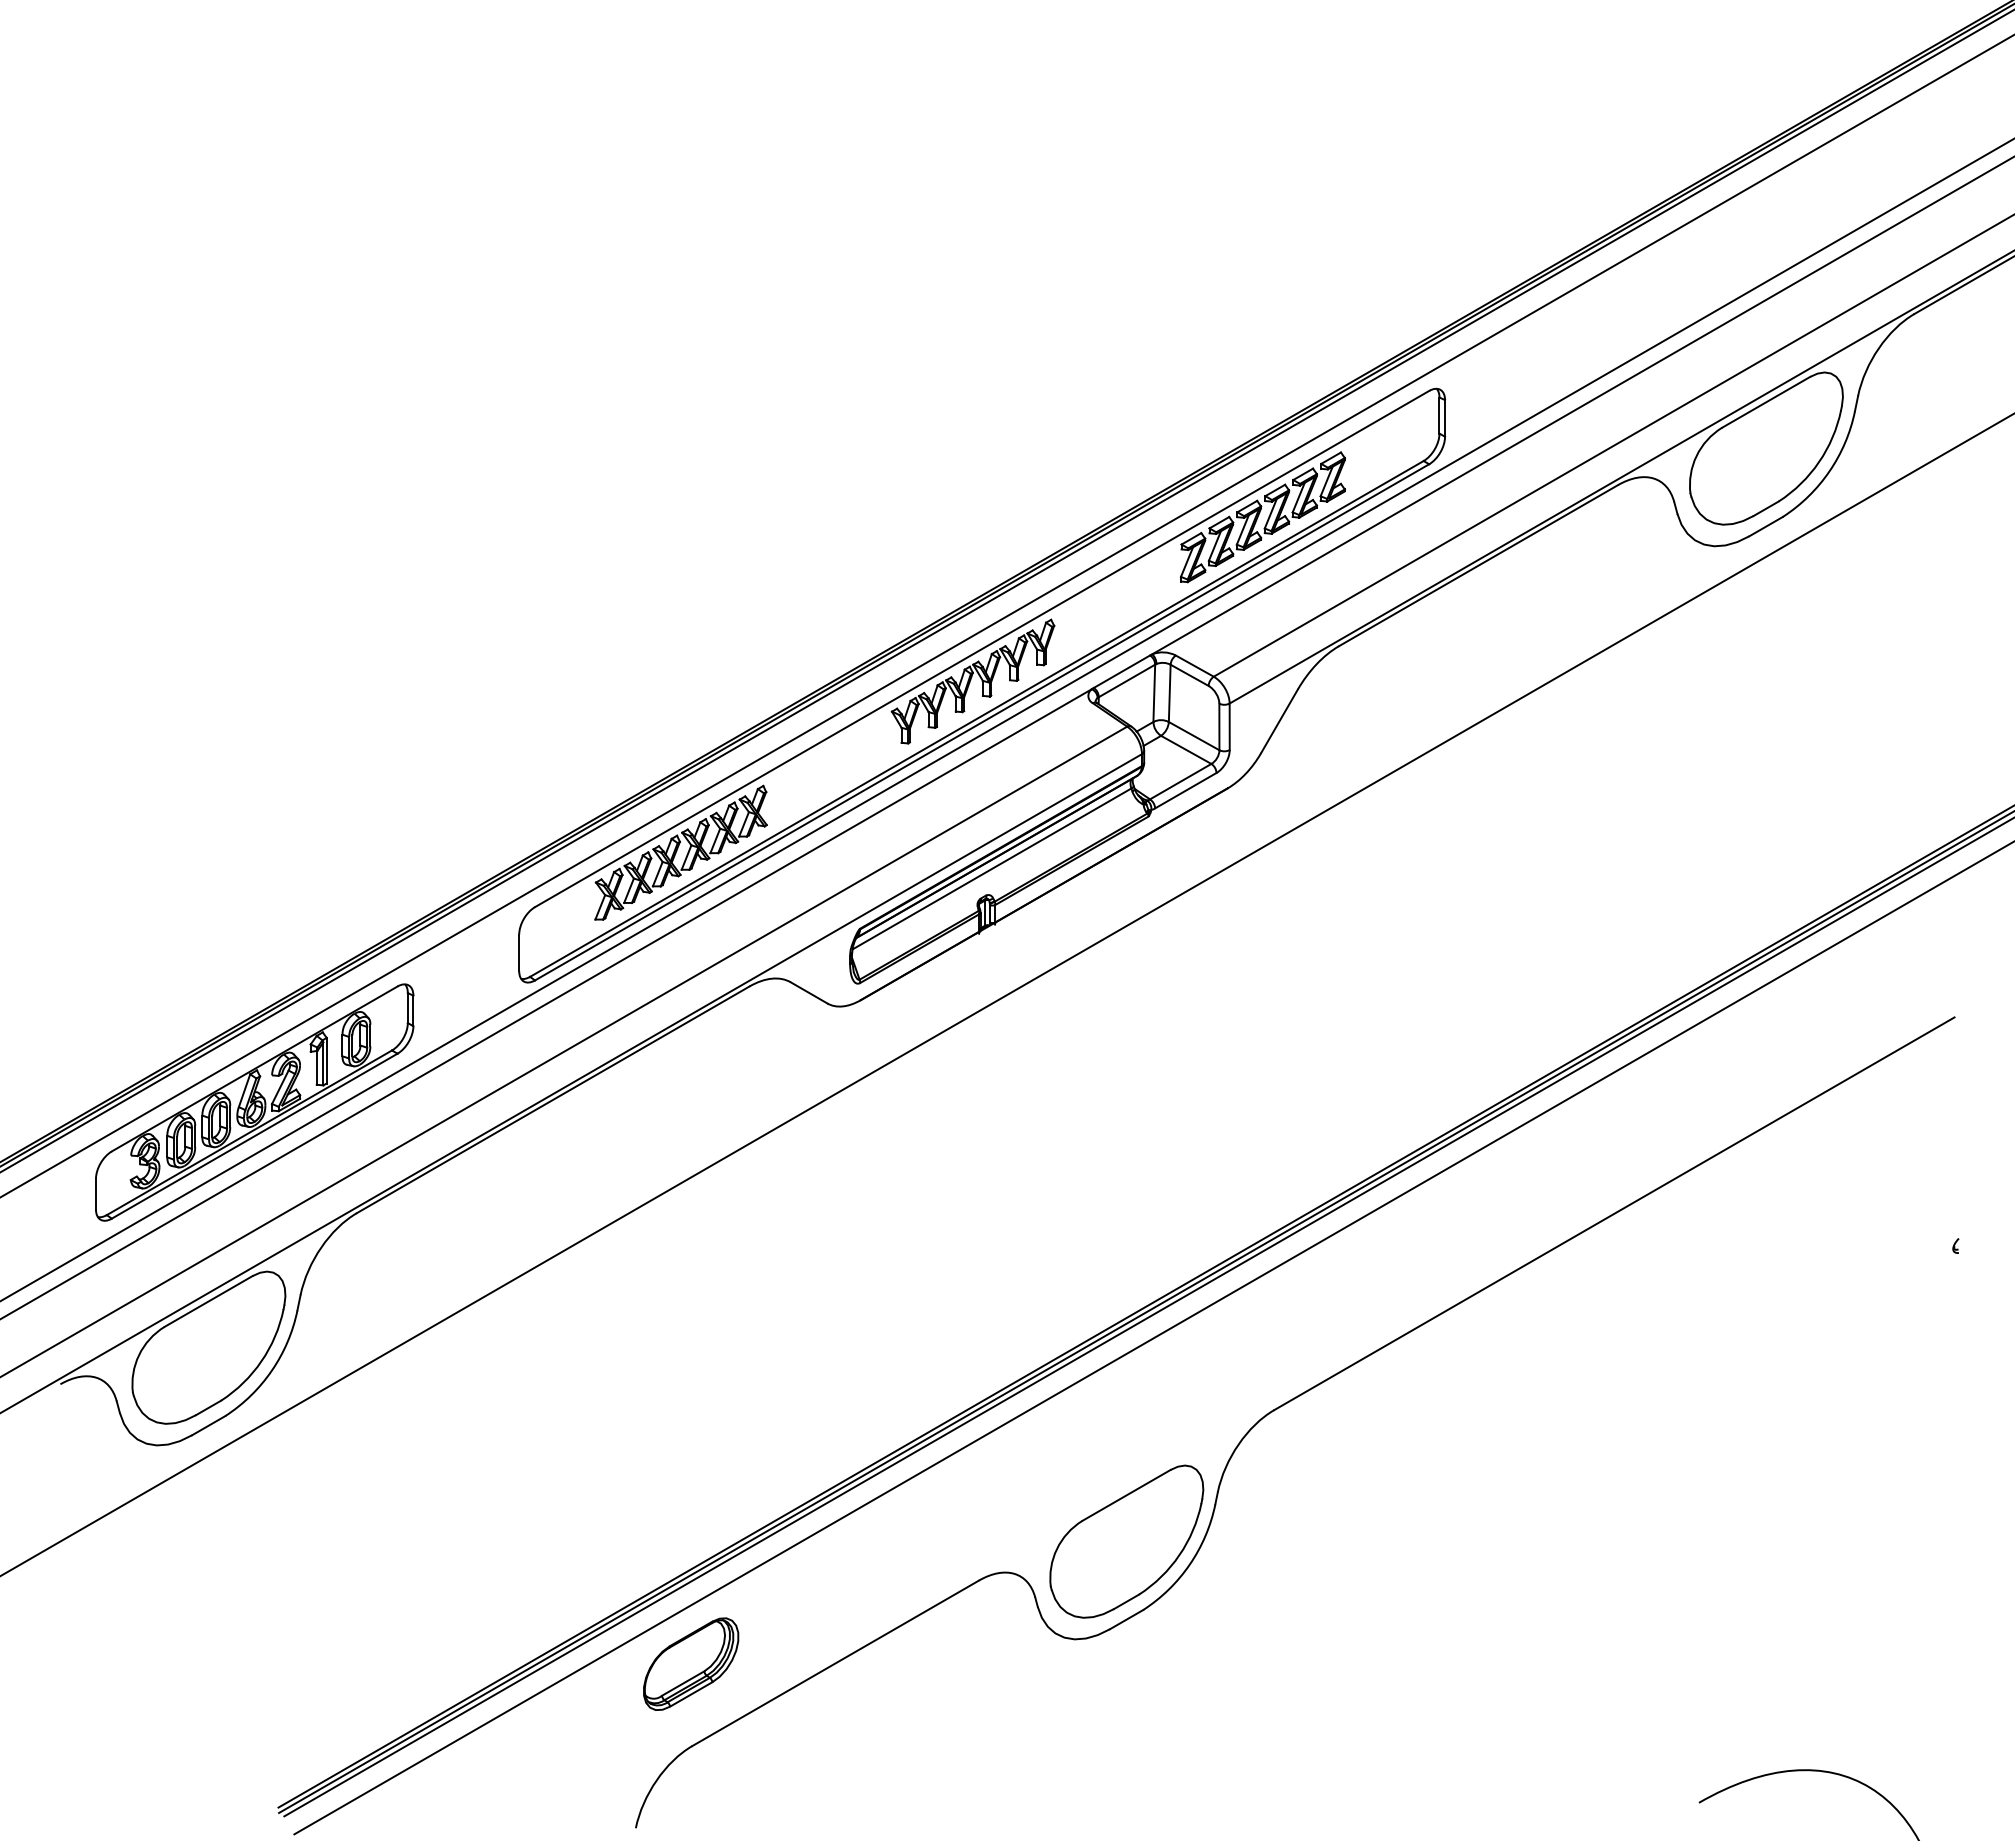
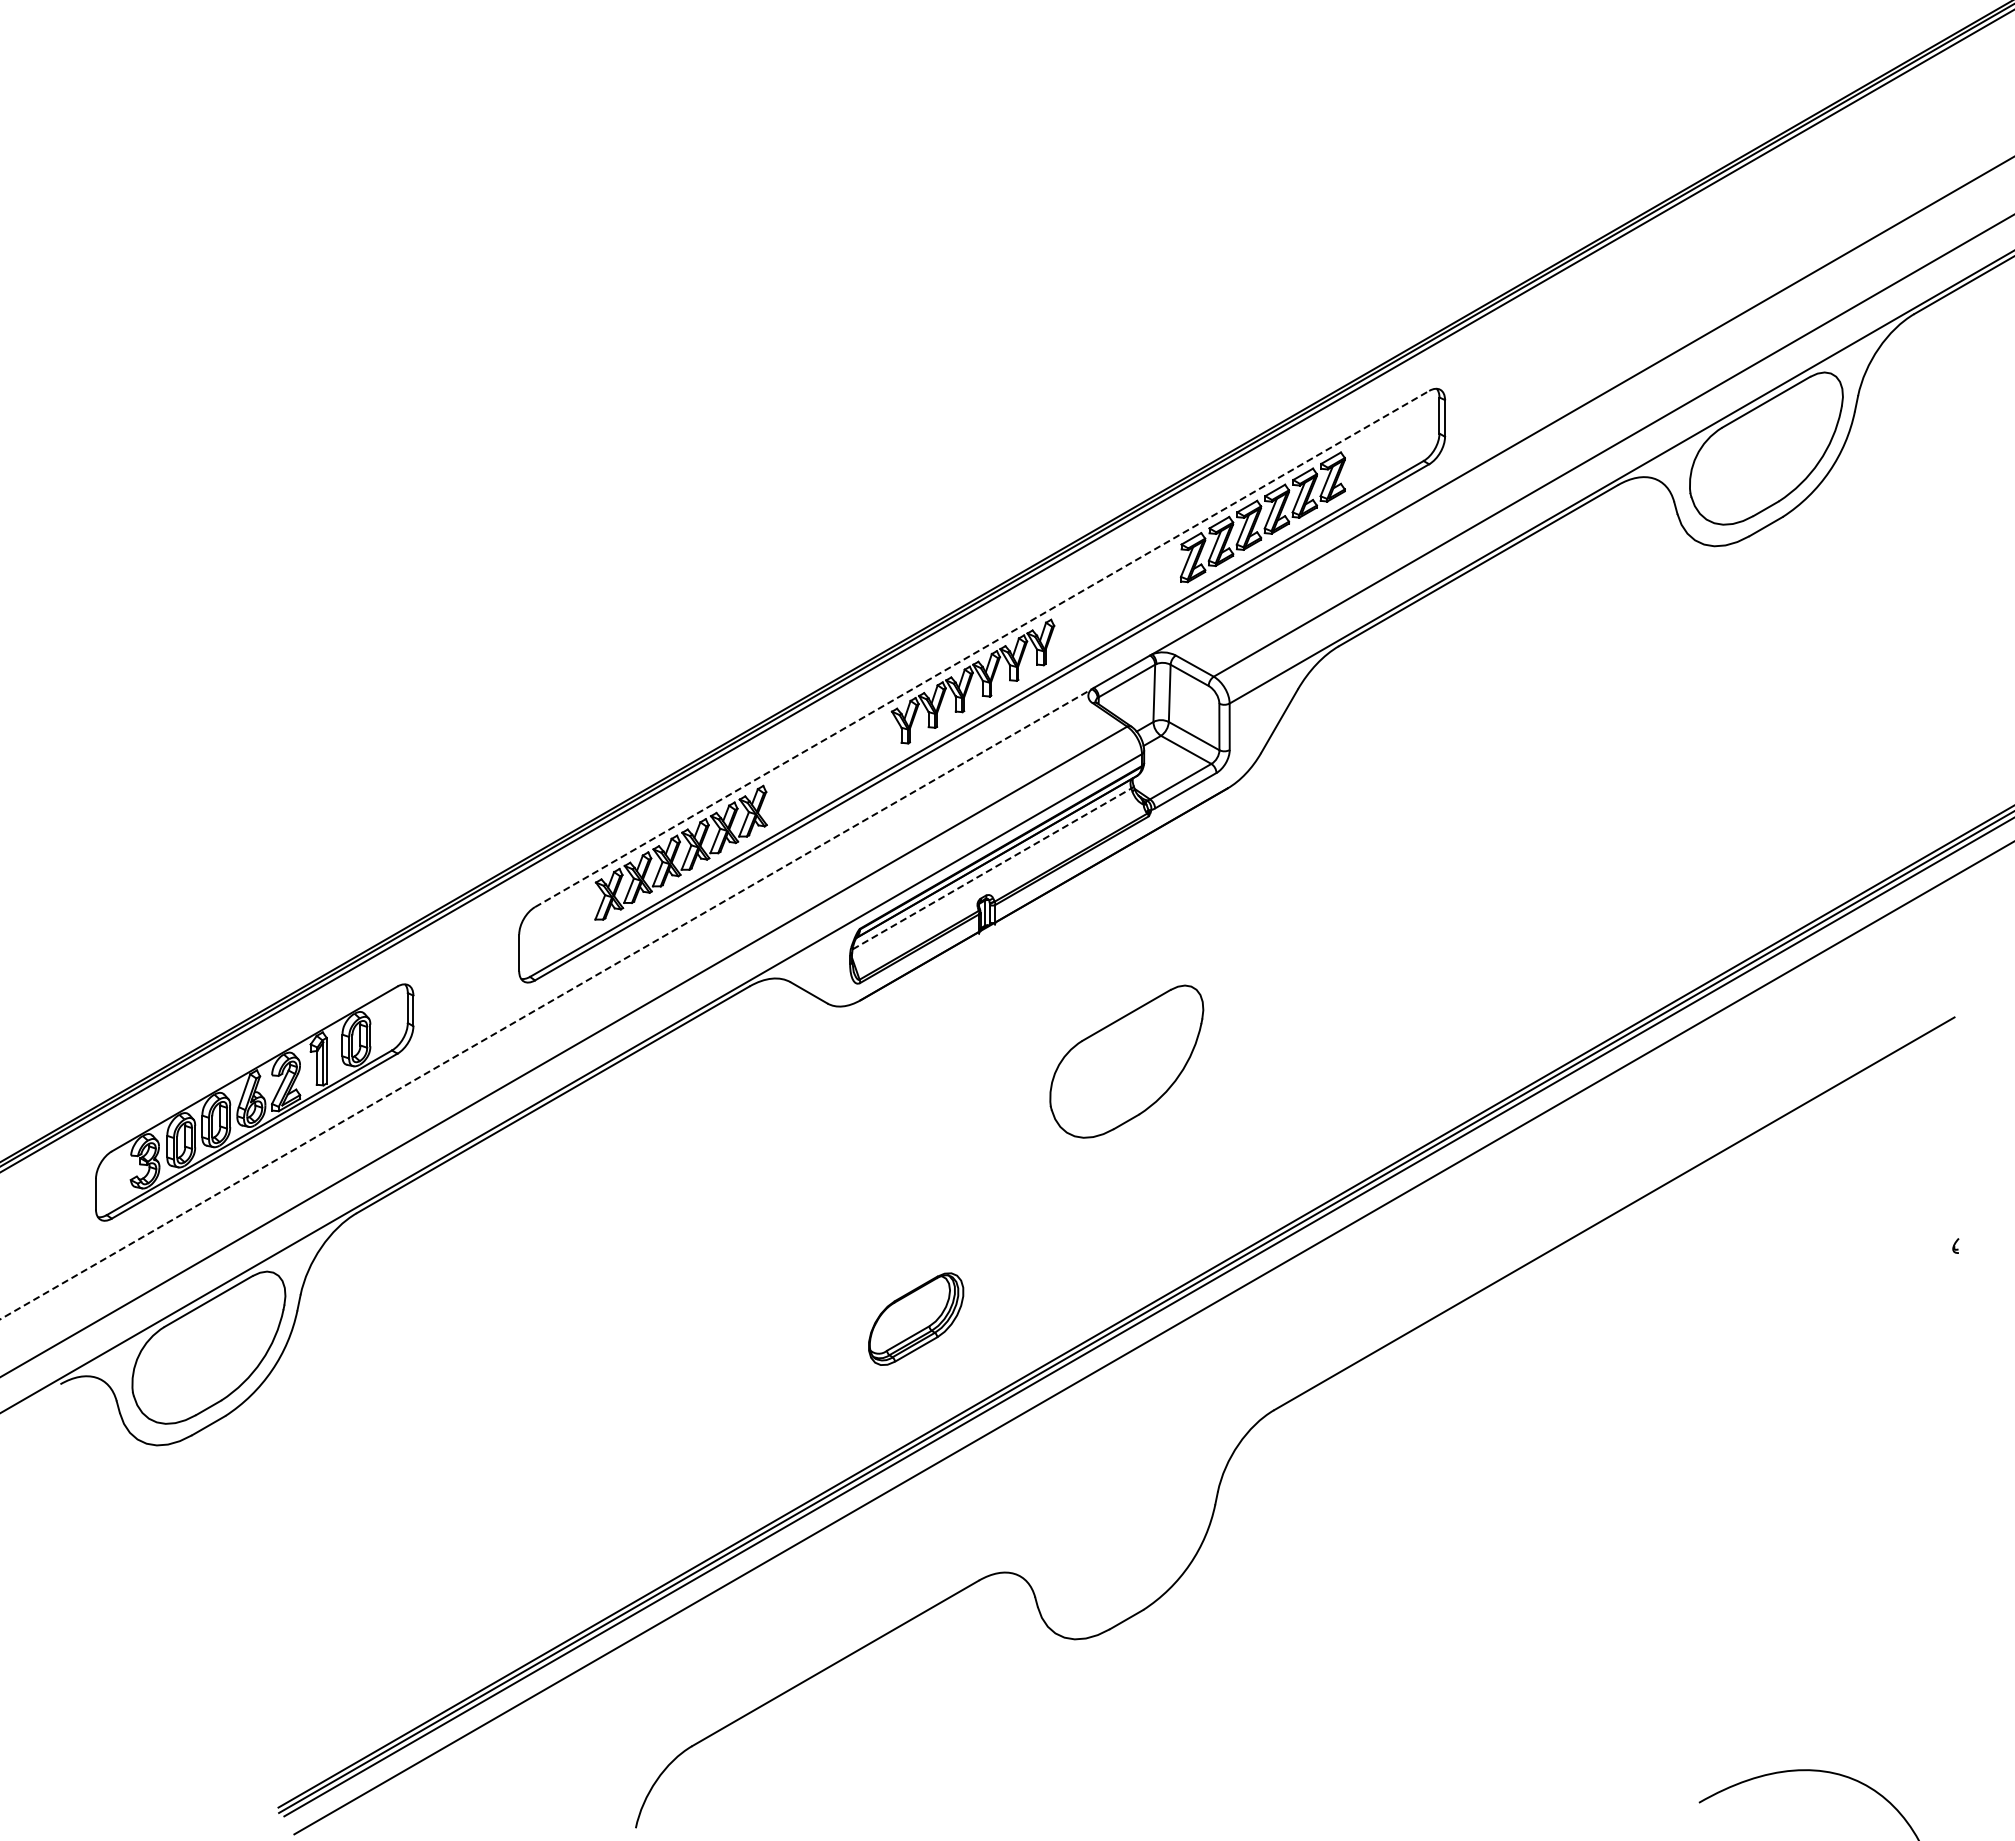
line: present -> none (1006, 616)
line: solid -> dashed (982, 648)
line: present -> none (1006, 720)
line: solid -> dashed (992, 868)
line: present -> none (1006, 994)
line: solid -> dashed (546, 1004)
part position: (1126, 1541) -> (1126, 1061) (1126, 1061)
part position: (691, 1663) -> (916, 1318) (916, 1318)
